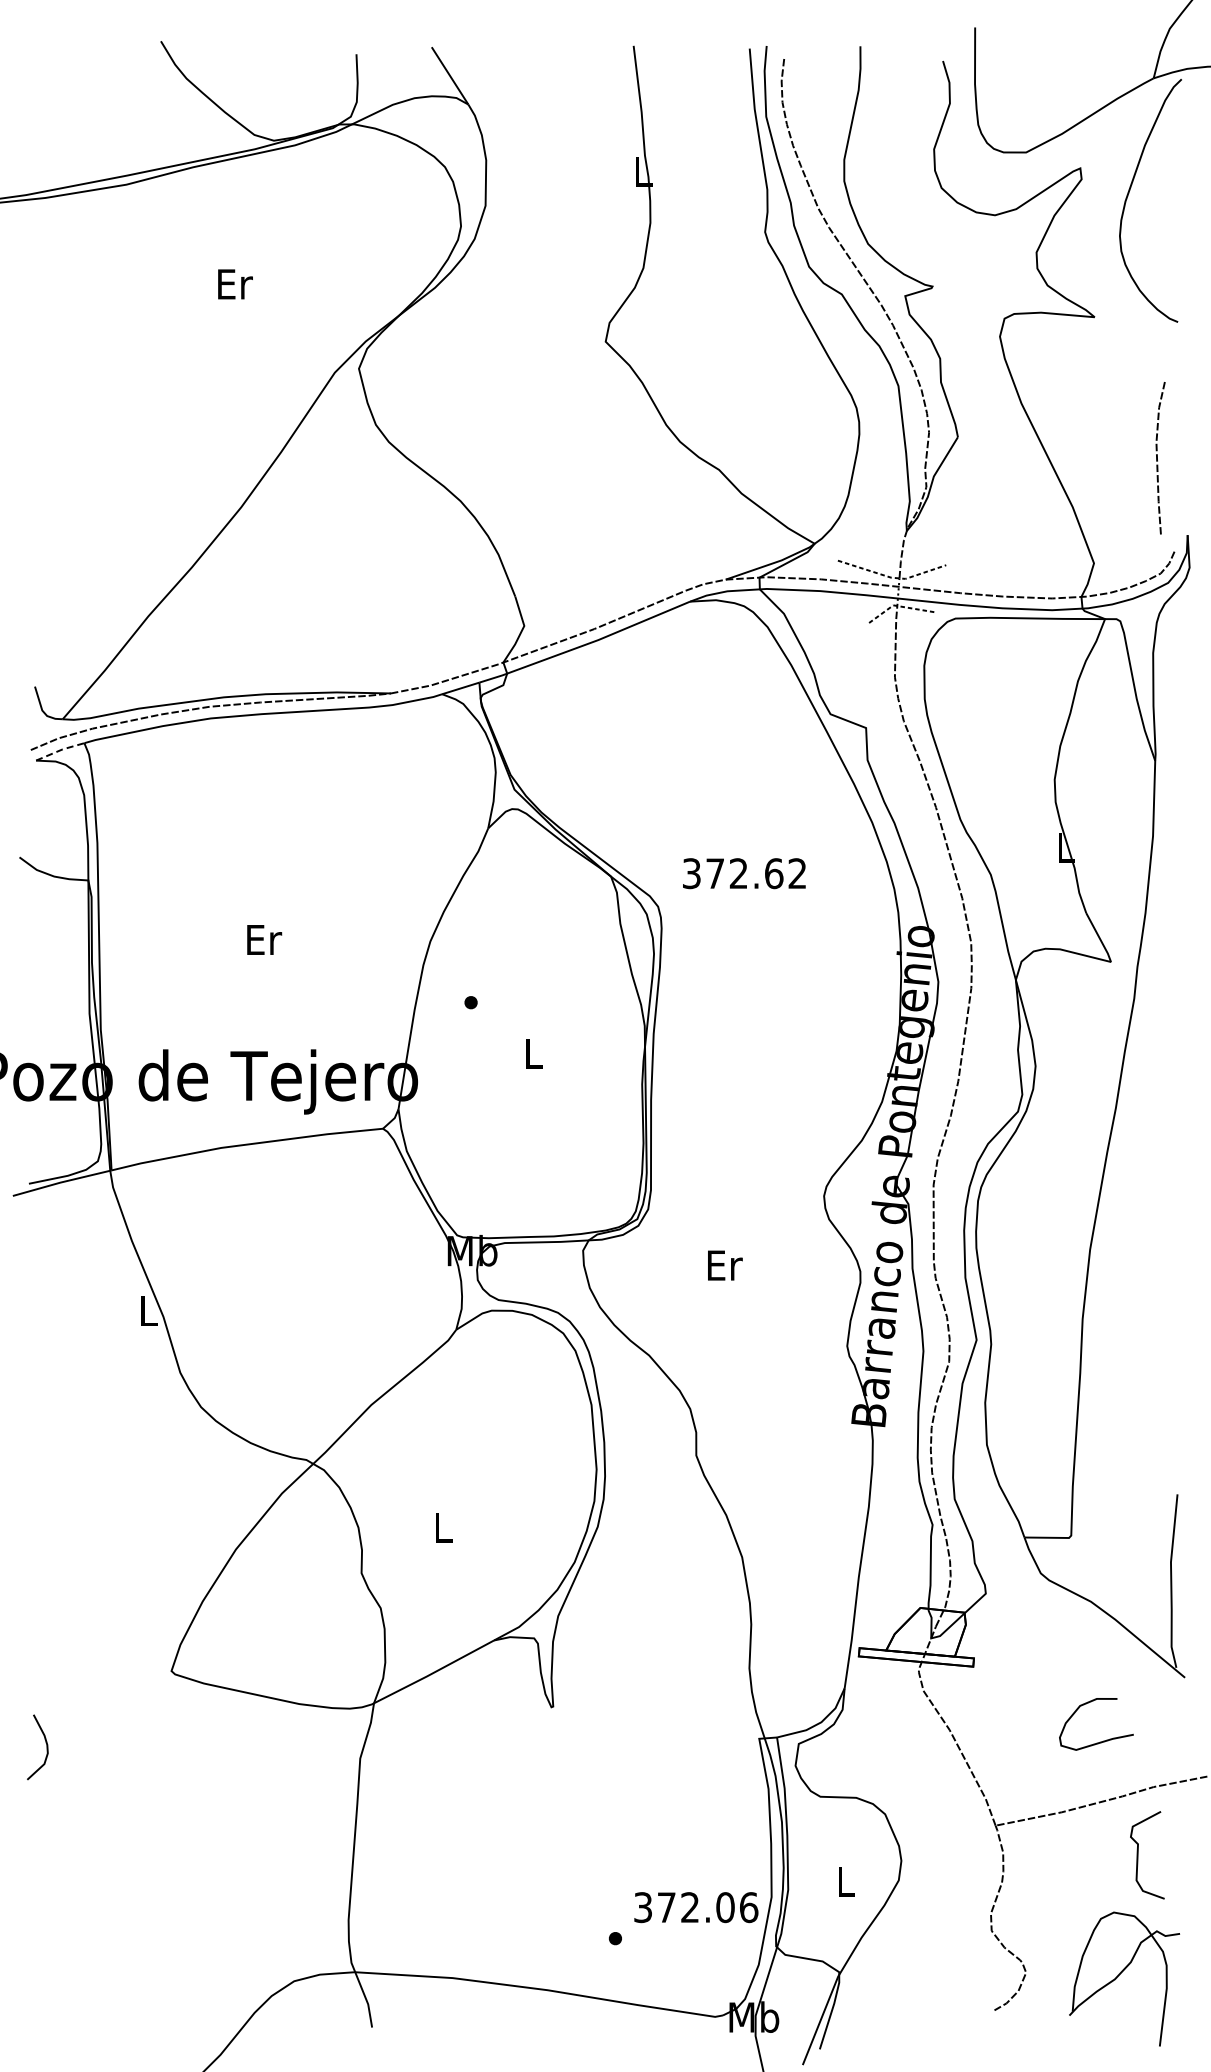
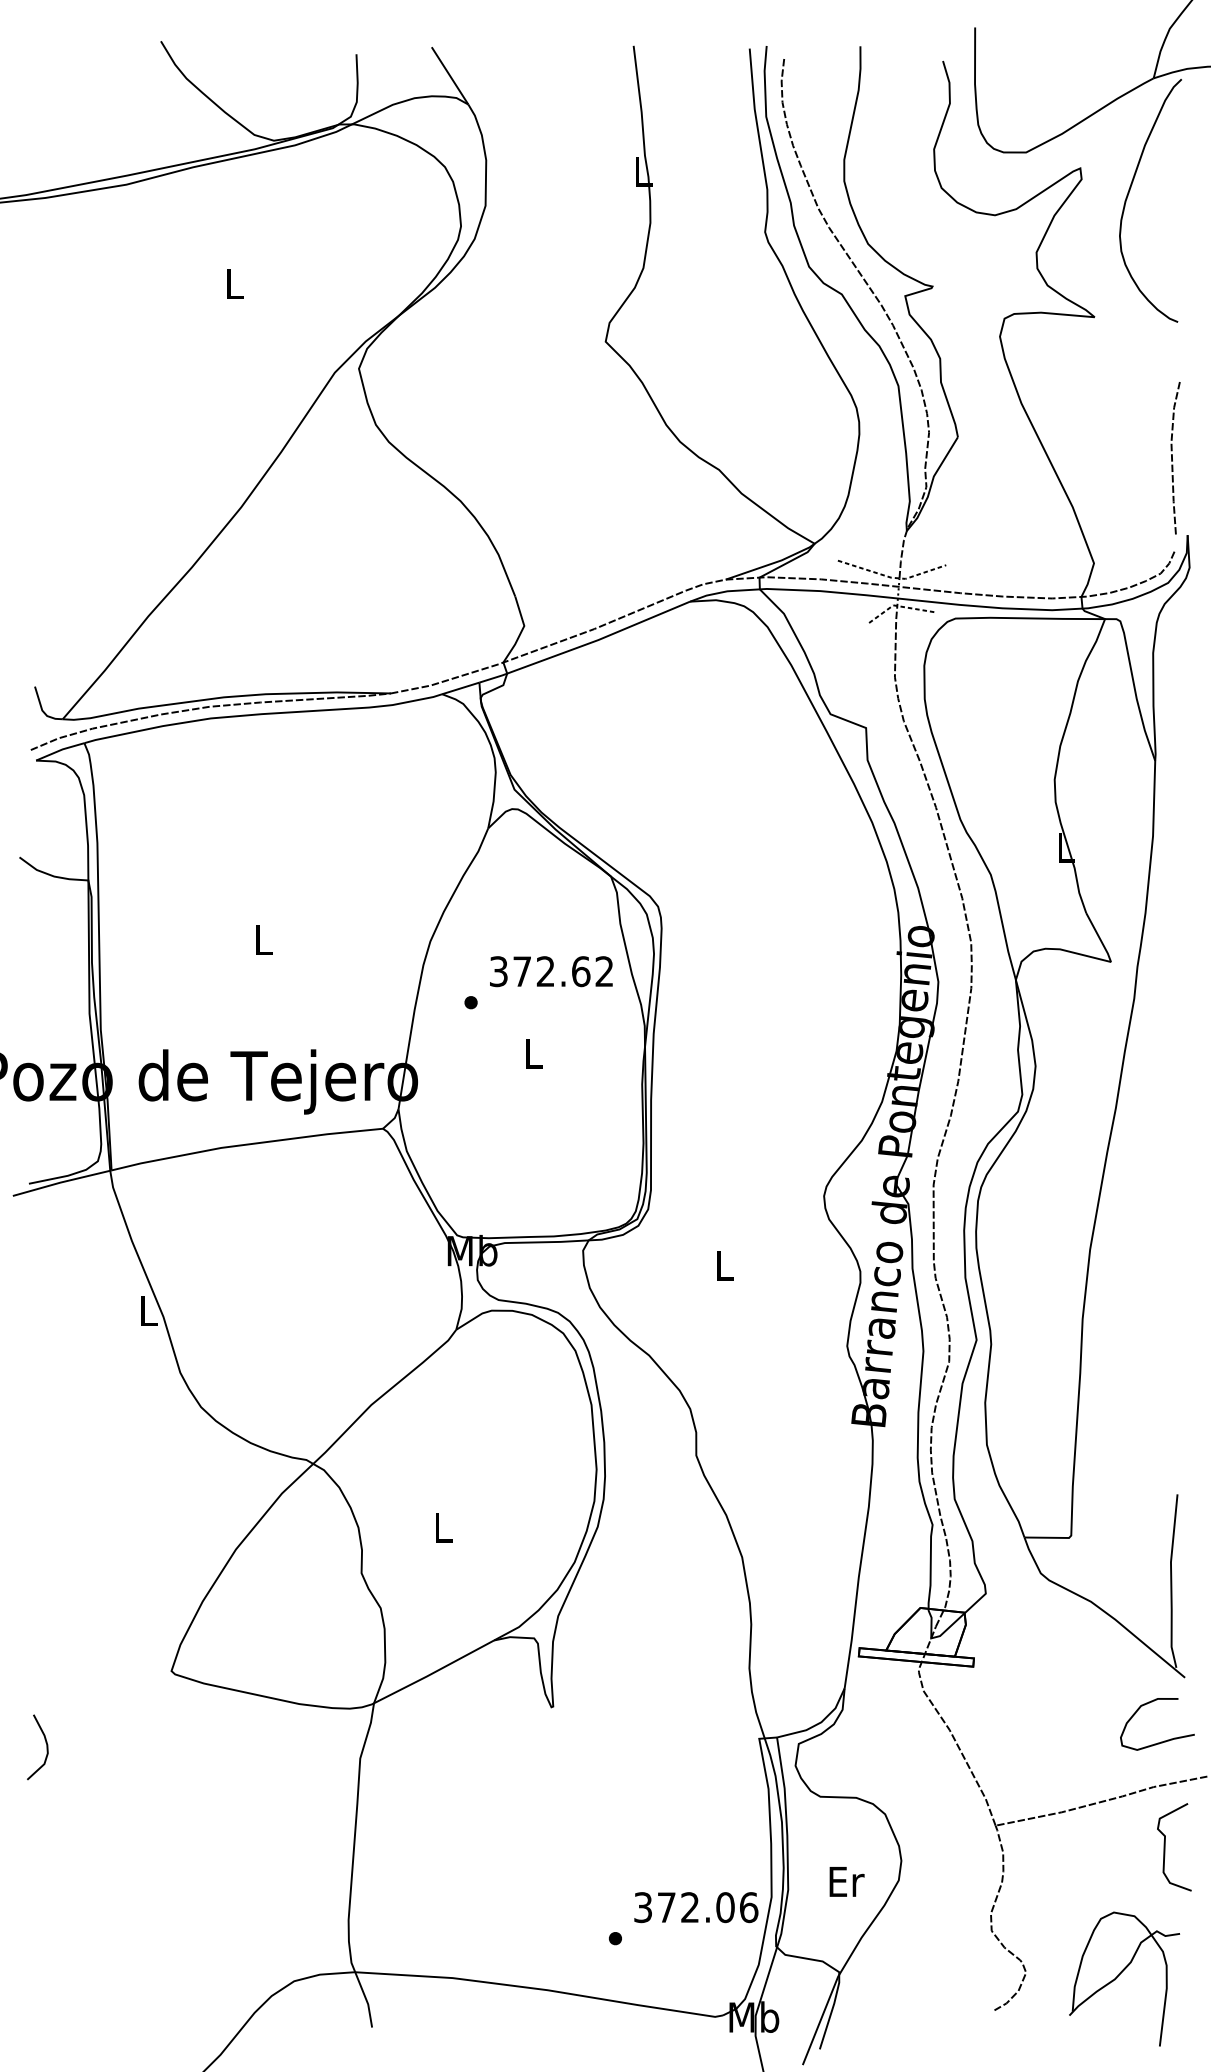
text: Er -> L (235, 284)
line position: (1157, 458) -> (1172, 458) (1172, 458)
line: dashed -> solid (60, 750)
text position: (744, 873) -> (551, 971) (551, 971)
text: Er -> L (264, 939)
text: Er -> L (725, 1265)
curve position: (1103, 1740) -> (1164, 1740) (1164, 1740)
curve position: (1138, 1855) -> (1165, 1847) (1165, 1847)
text: L -> Er (846, 1881)
